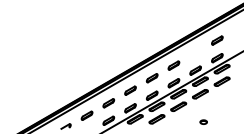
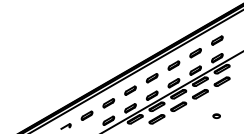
part: none -> present (195, 53)
part position: (203, 121) -> (216, 115) (216, 115)
